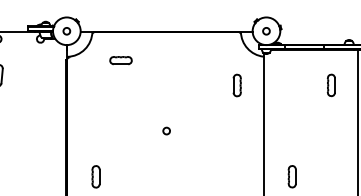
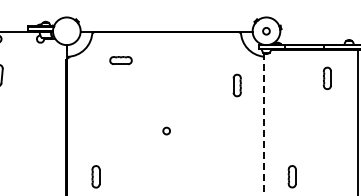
circle: present -> none (66, 31)
part position: (330, 85) -> (326, 78) (326, 78)
line: solid -> dashed (263, 124)
